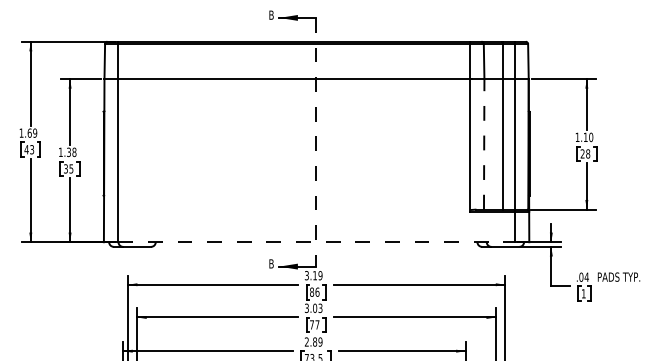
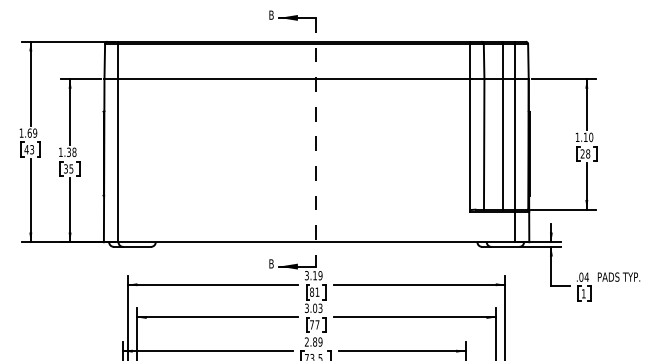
line: dashed -> solid (484, 143)
line: dashed -> solid (317, 242)
text: 86 -> 81 (317, 291)
